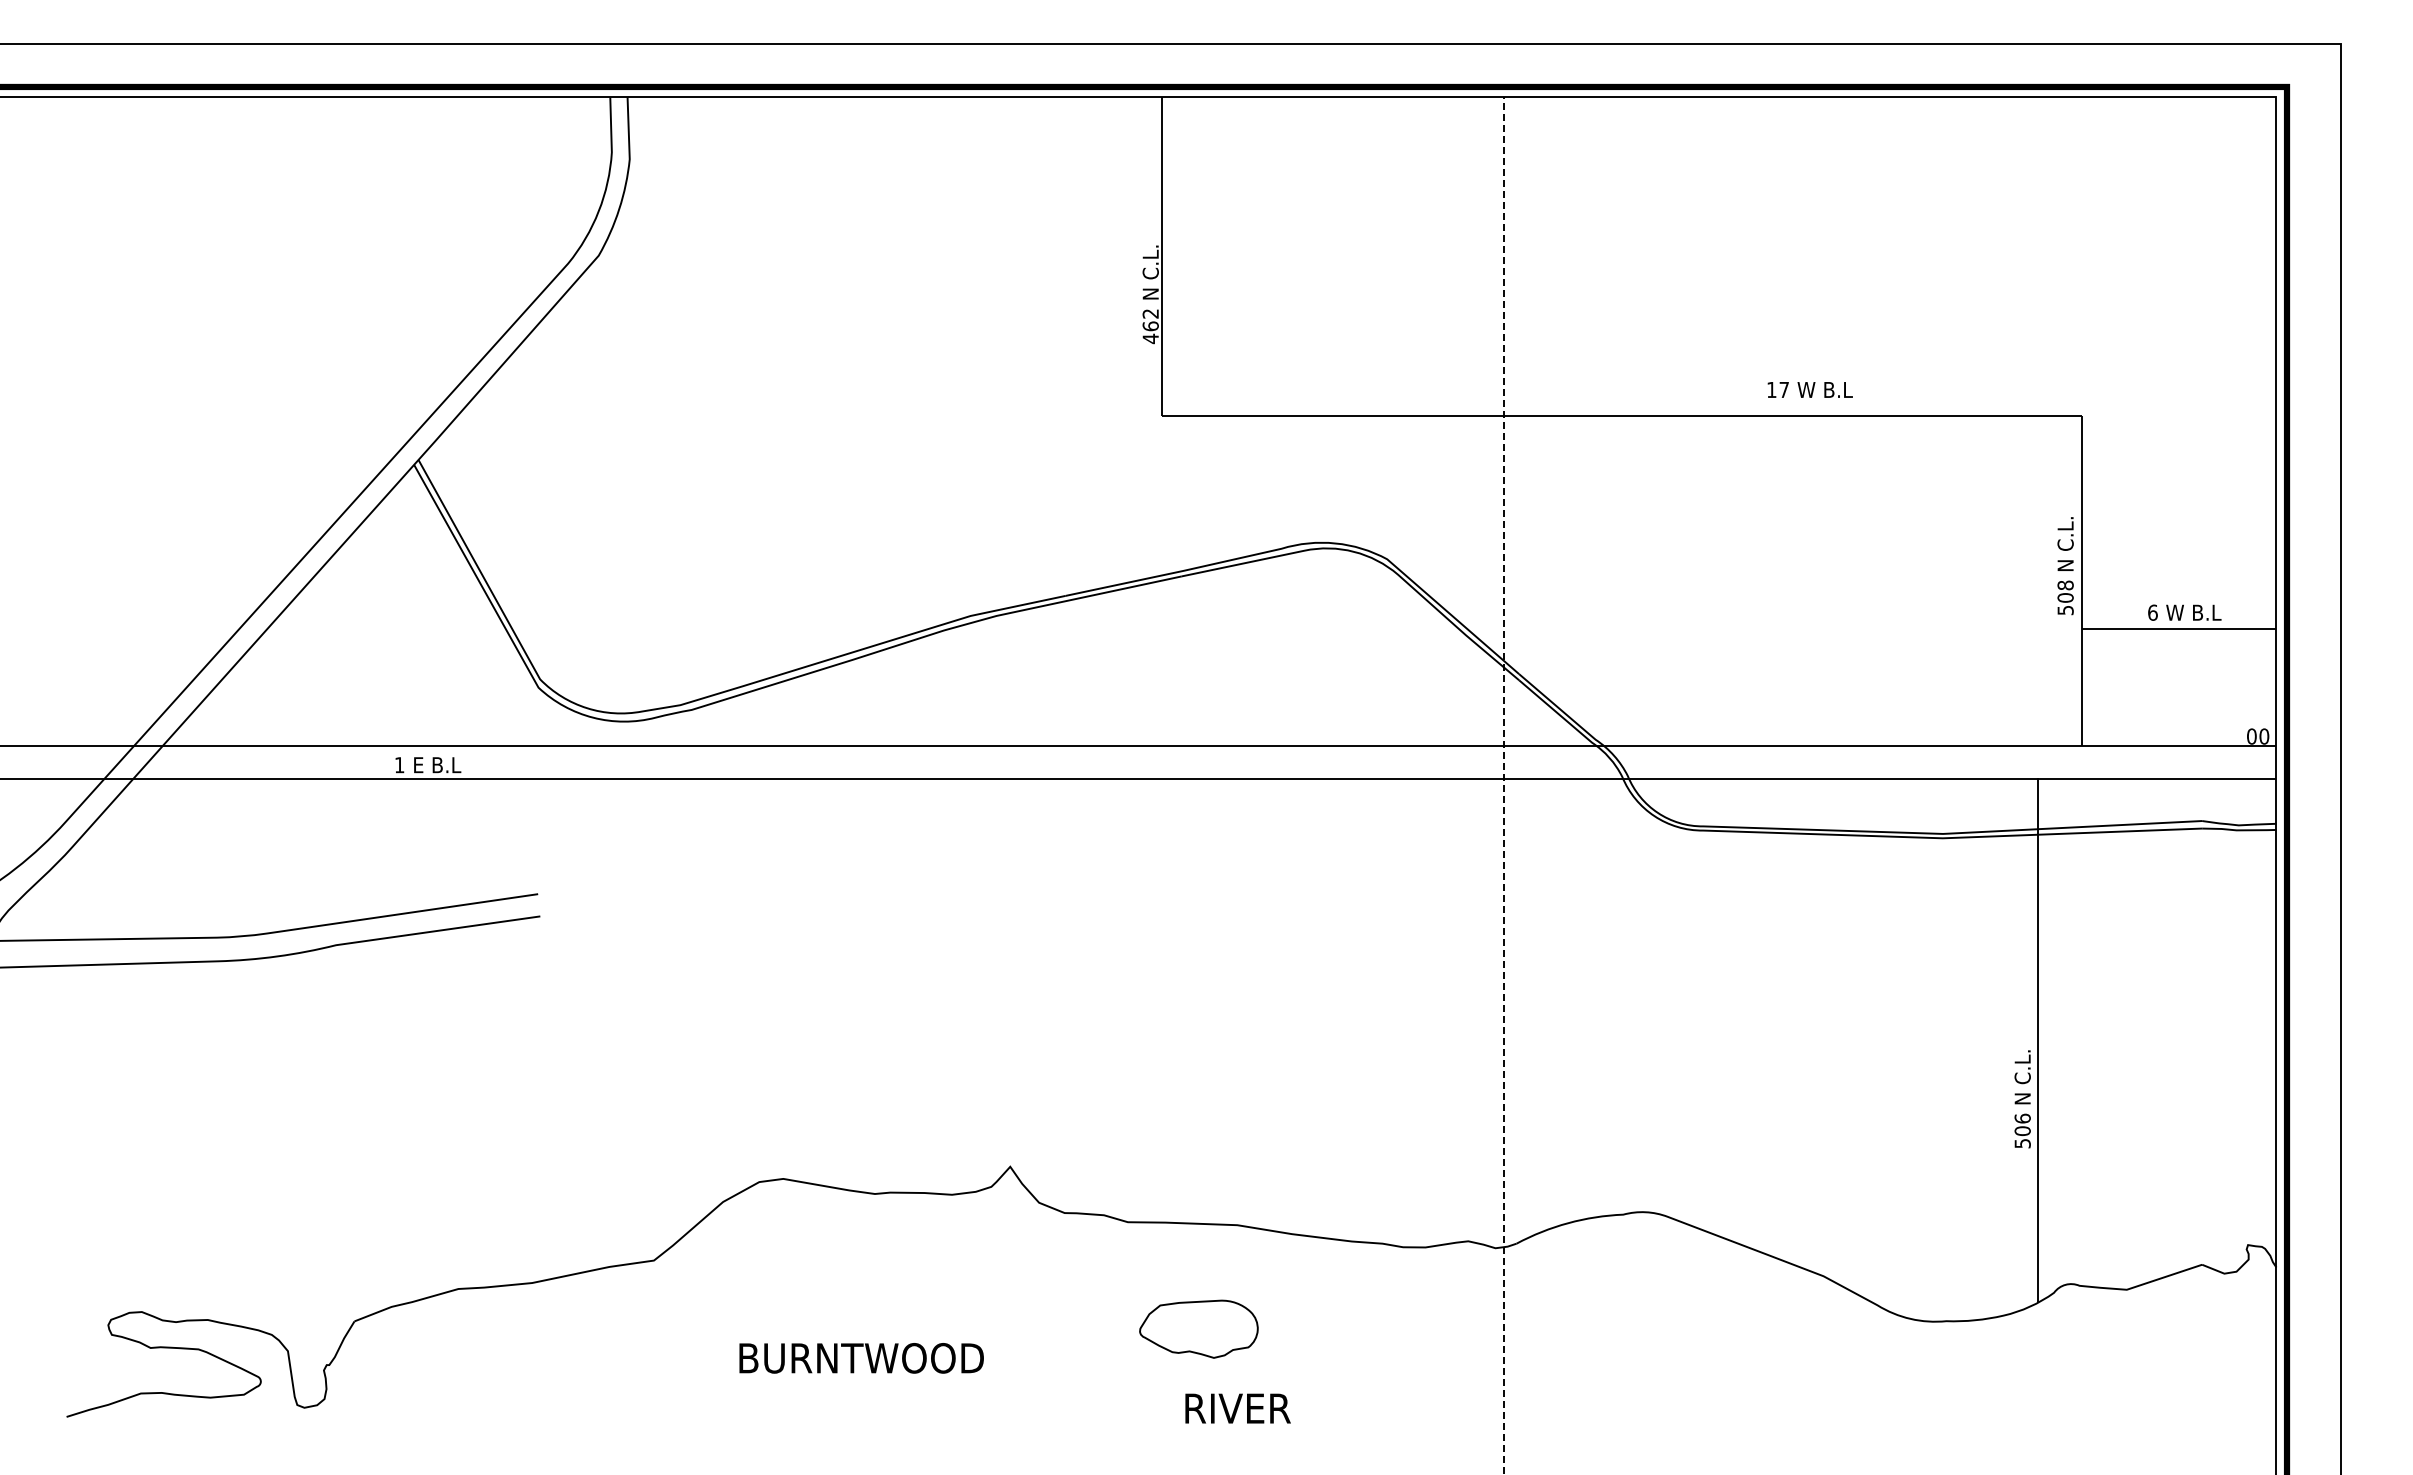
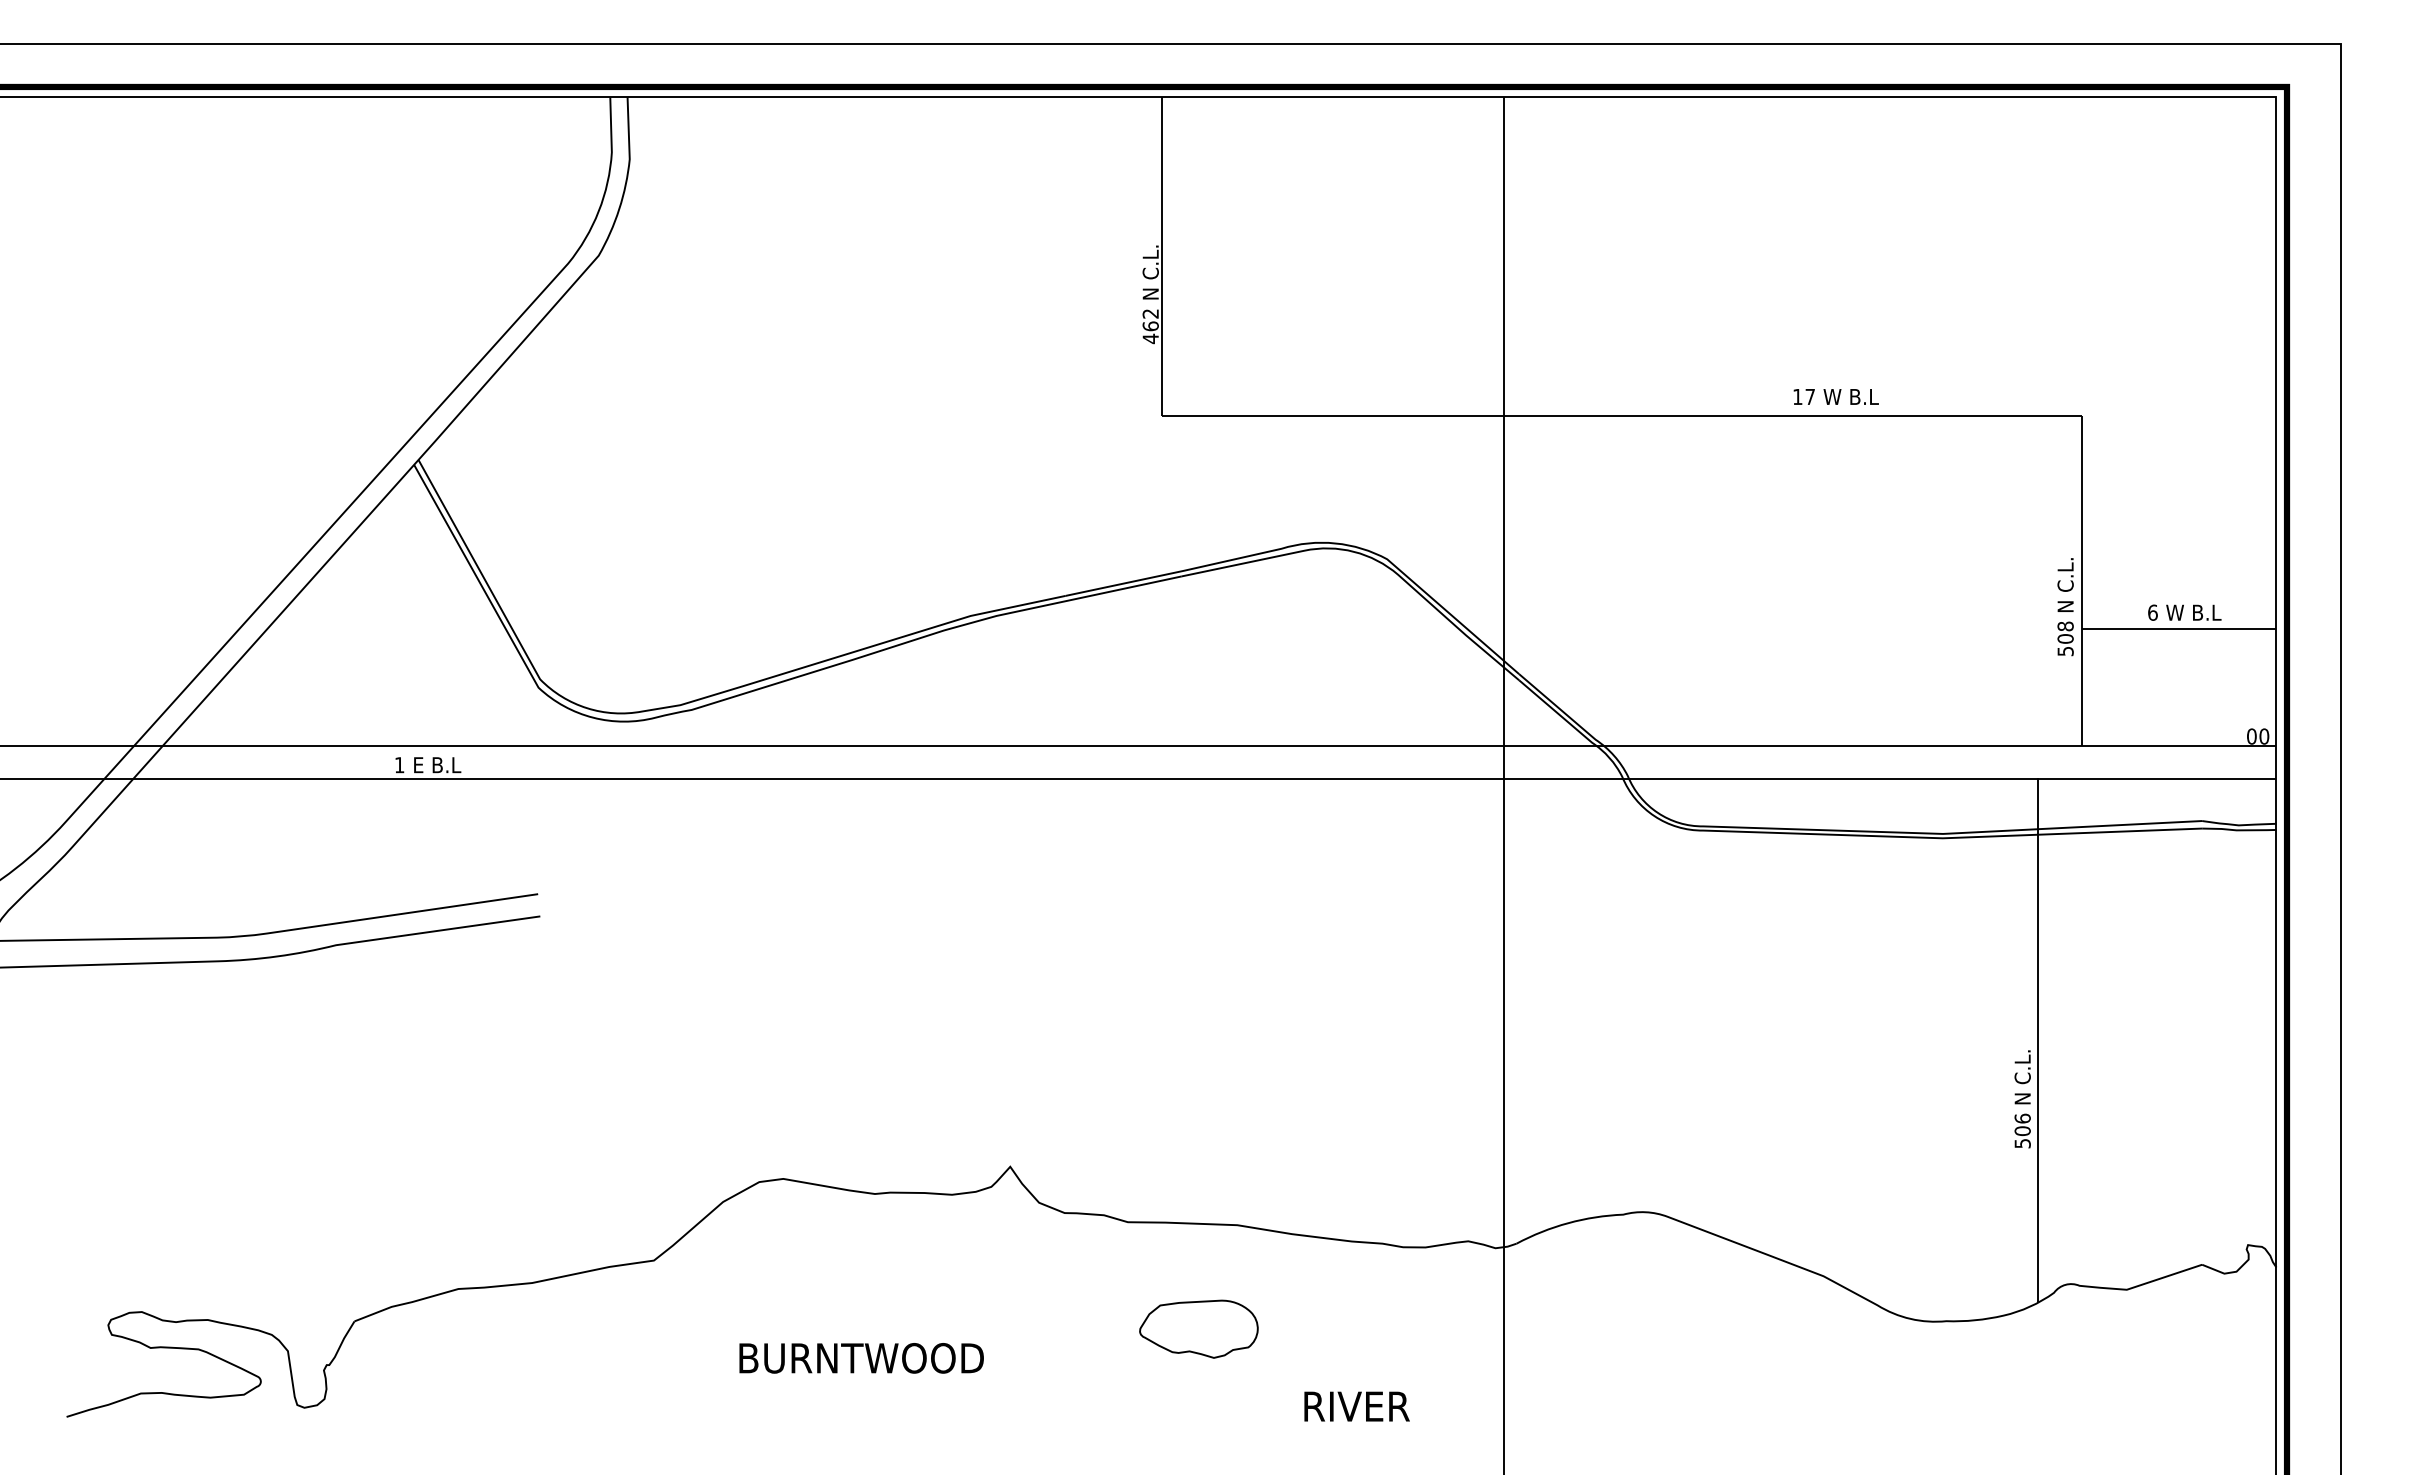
text position: (1809, 389) -> (1835, 396) (1835, 396)
text position: (2065, 566) -> (2065, 607) (2065, 607)
line: dashed -> solid (1504, 786)
text position: (1237, 1408) -> (1356, 1406) (1356, 1406)
